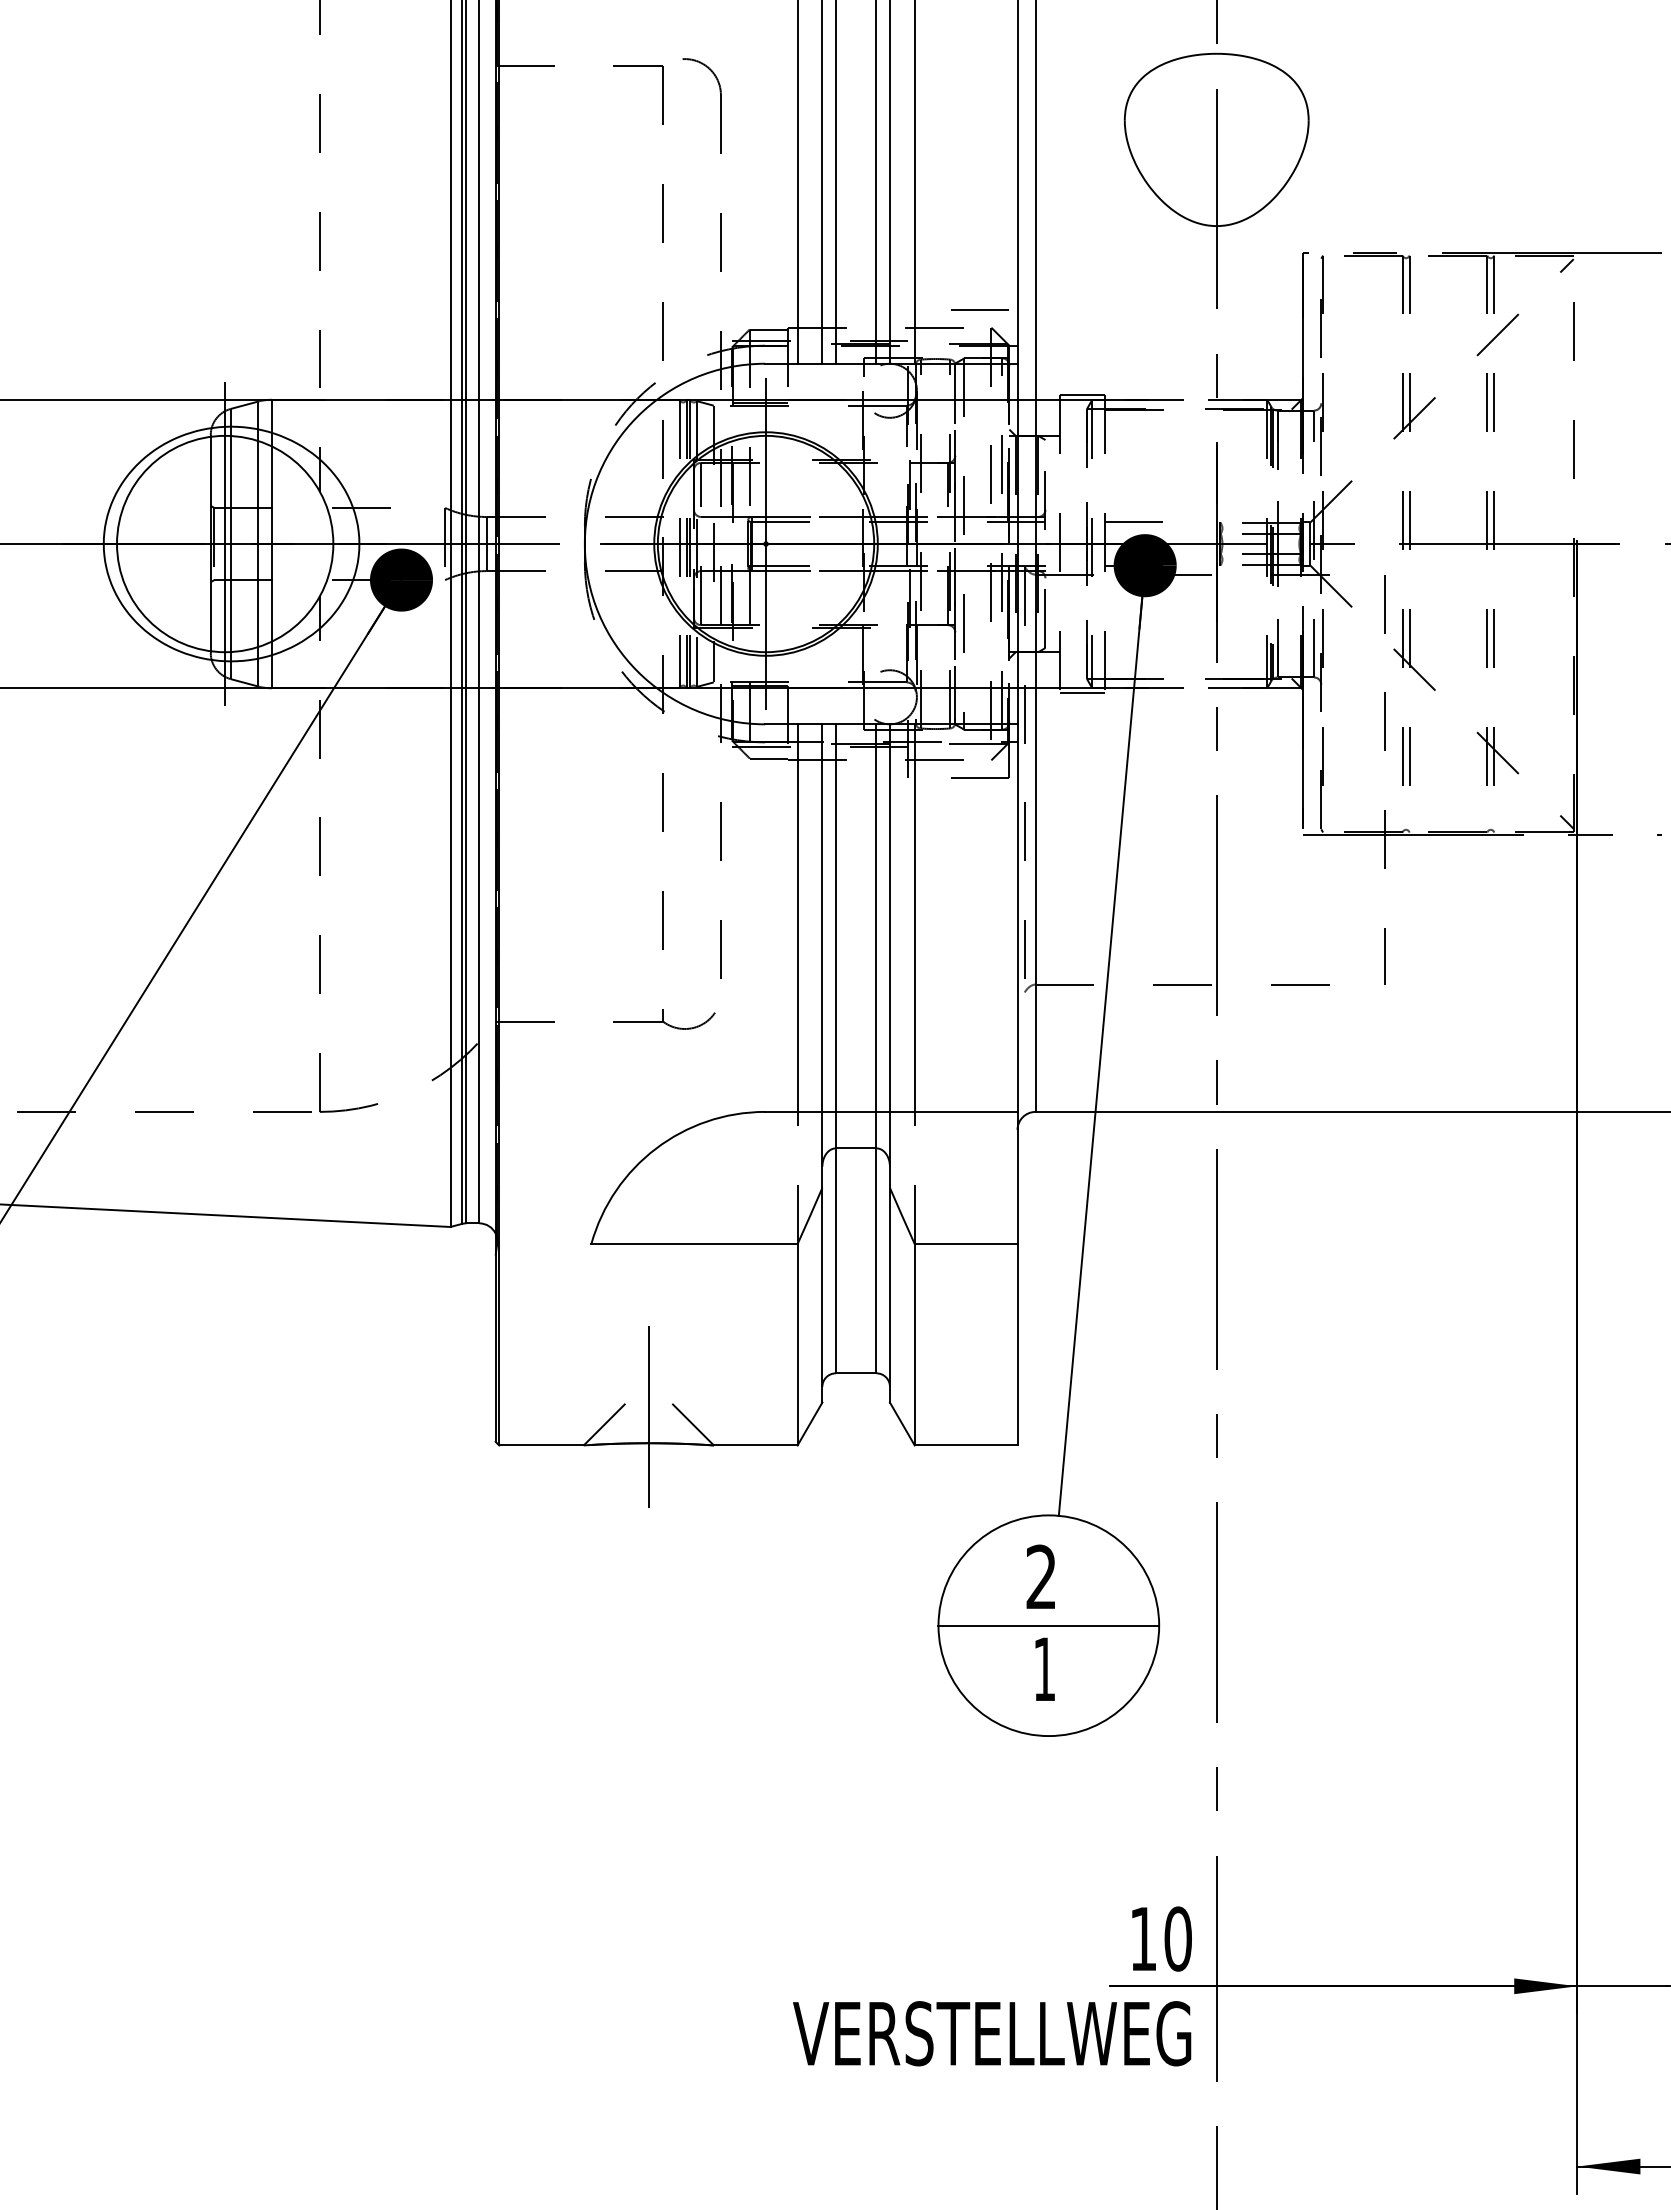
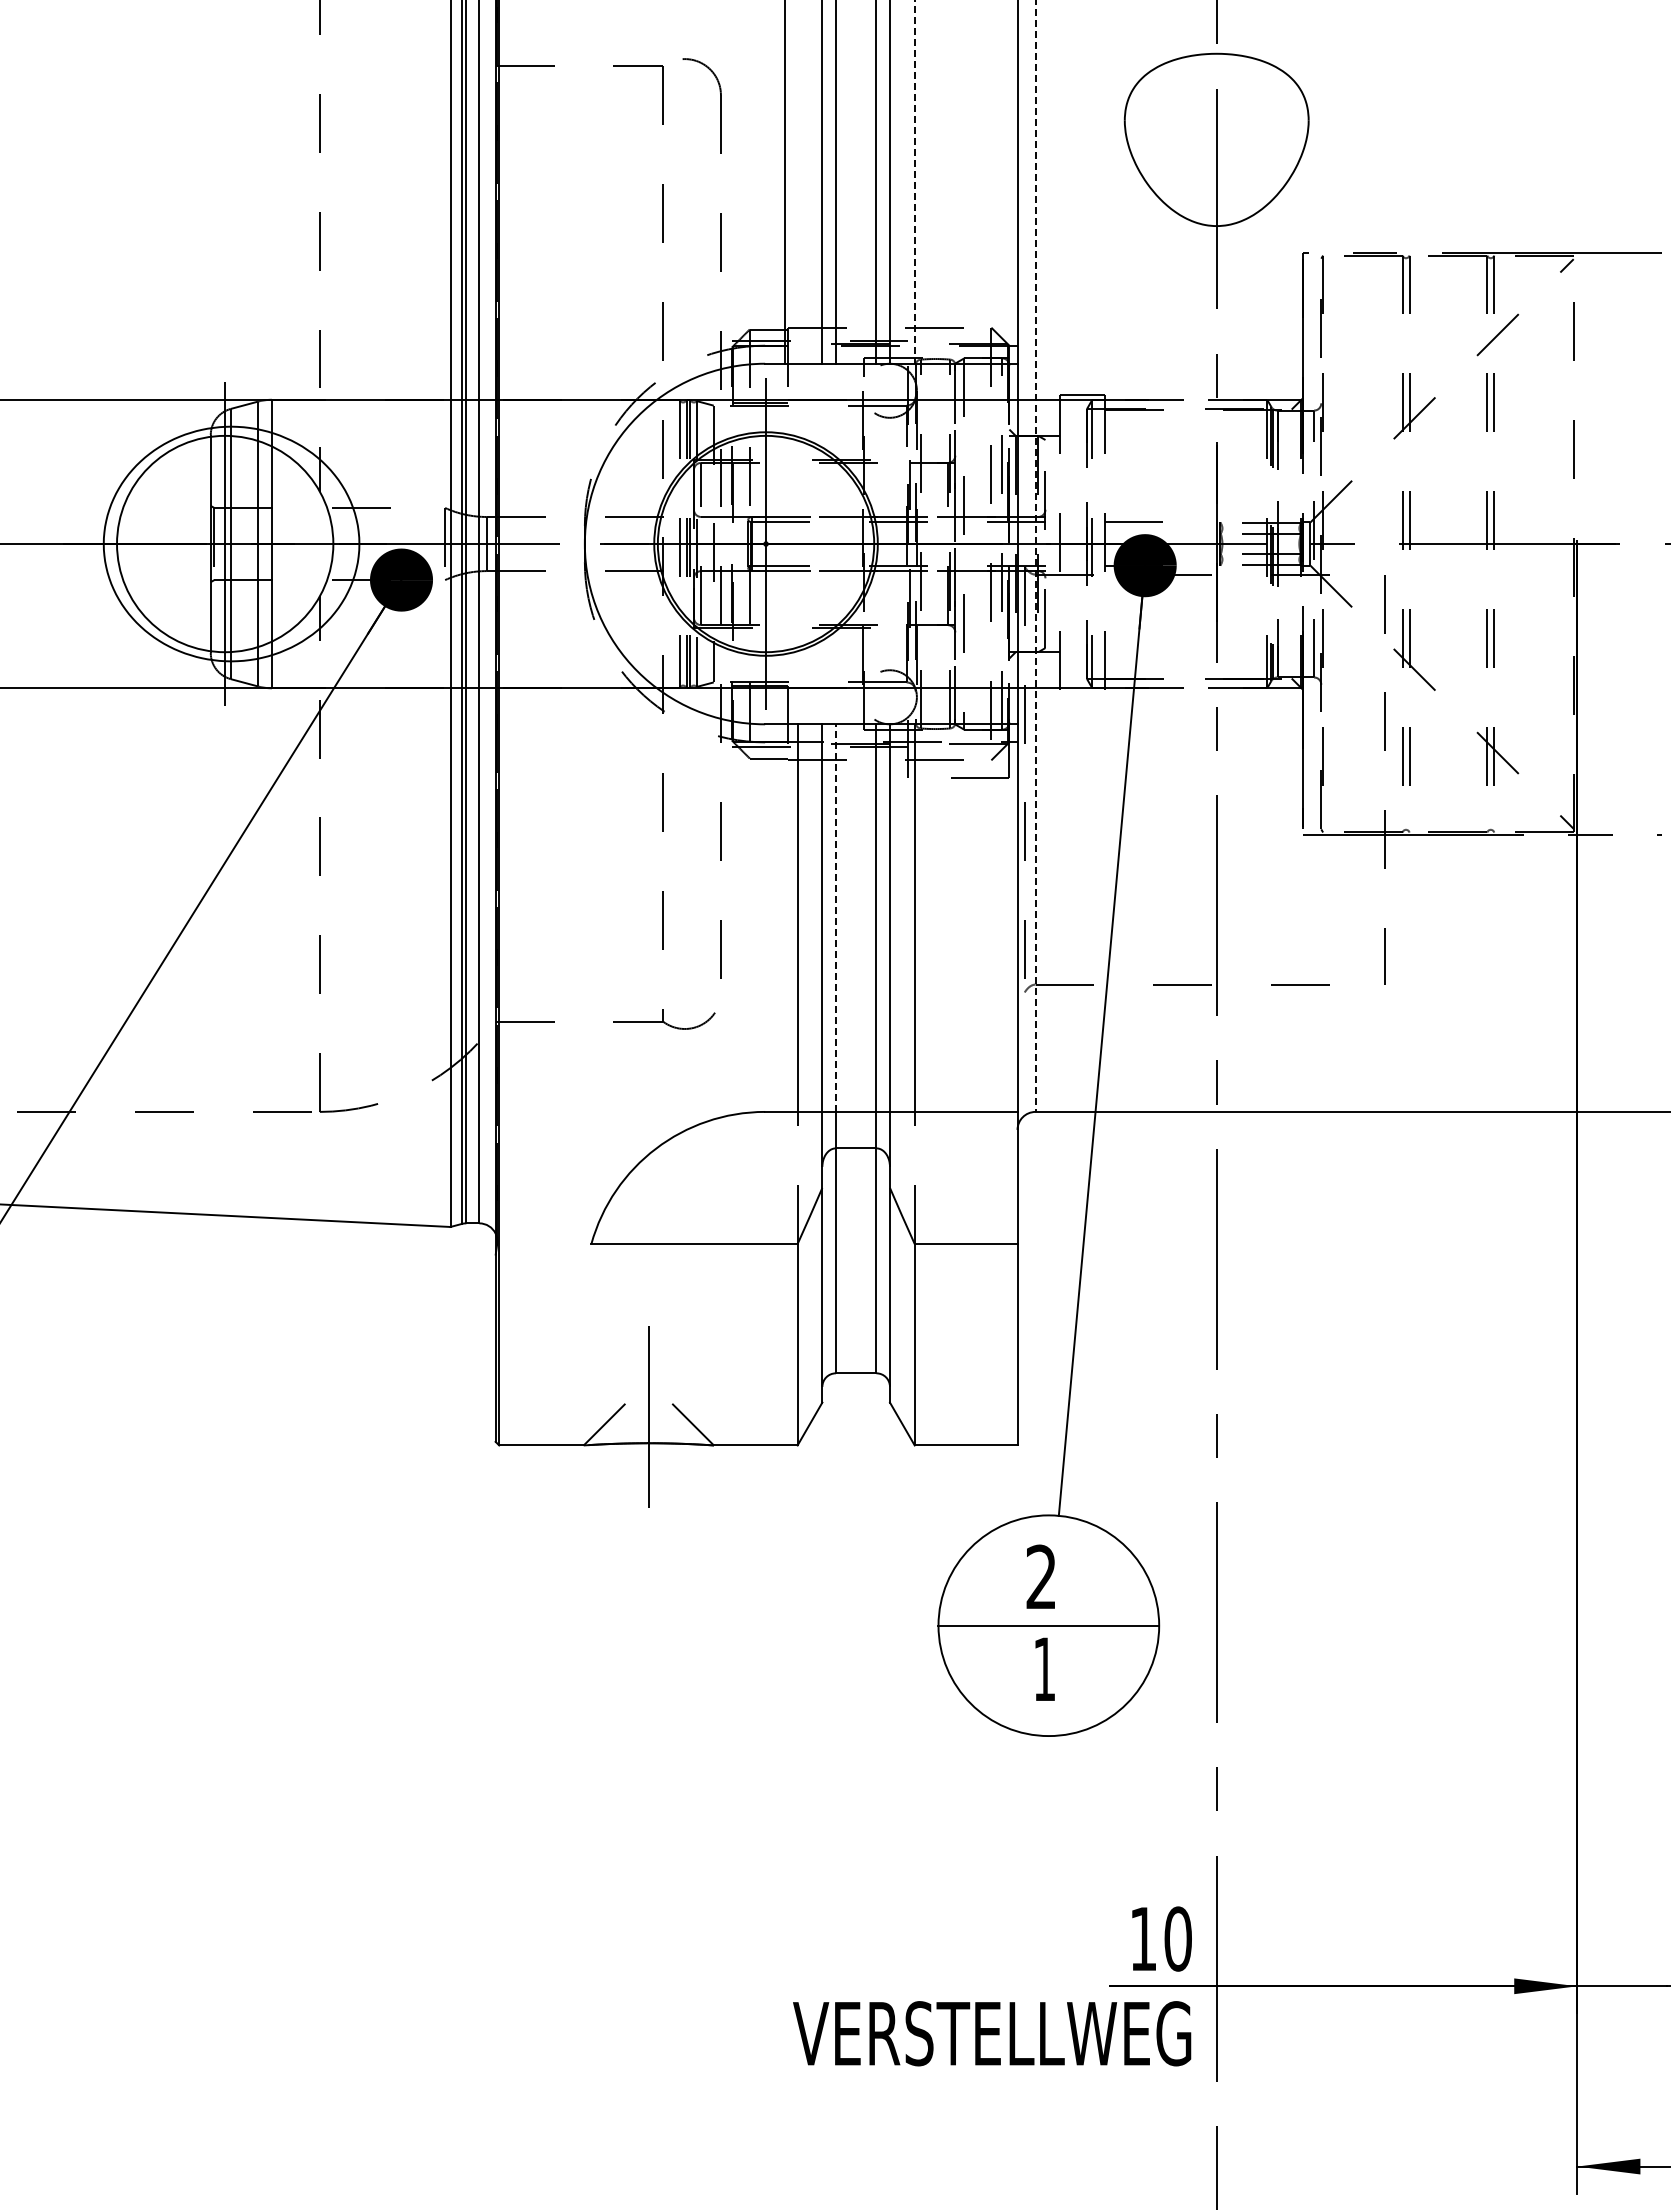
line: solid -> dashed (914, 181)
line position: (797, 182) -> (784, 182) (784, 182)
line: present -> none (979, 309)
line: solid -> dashed (1035, 556)
line: present -> none (1081, 692)
line: solid -> dashed (835, 918)
